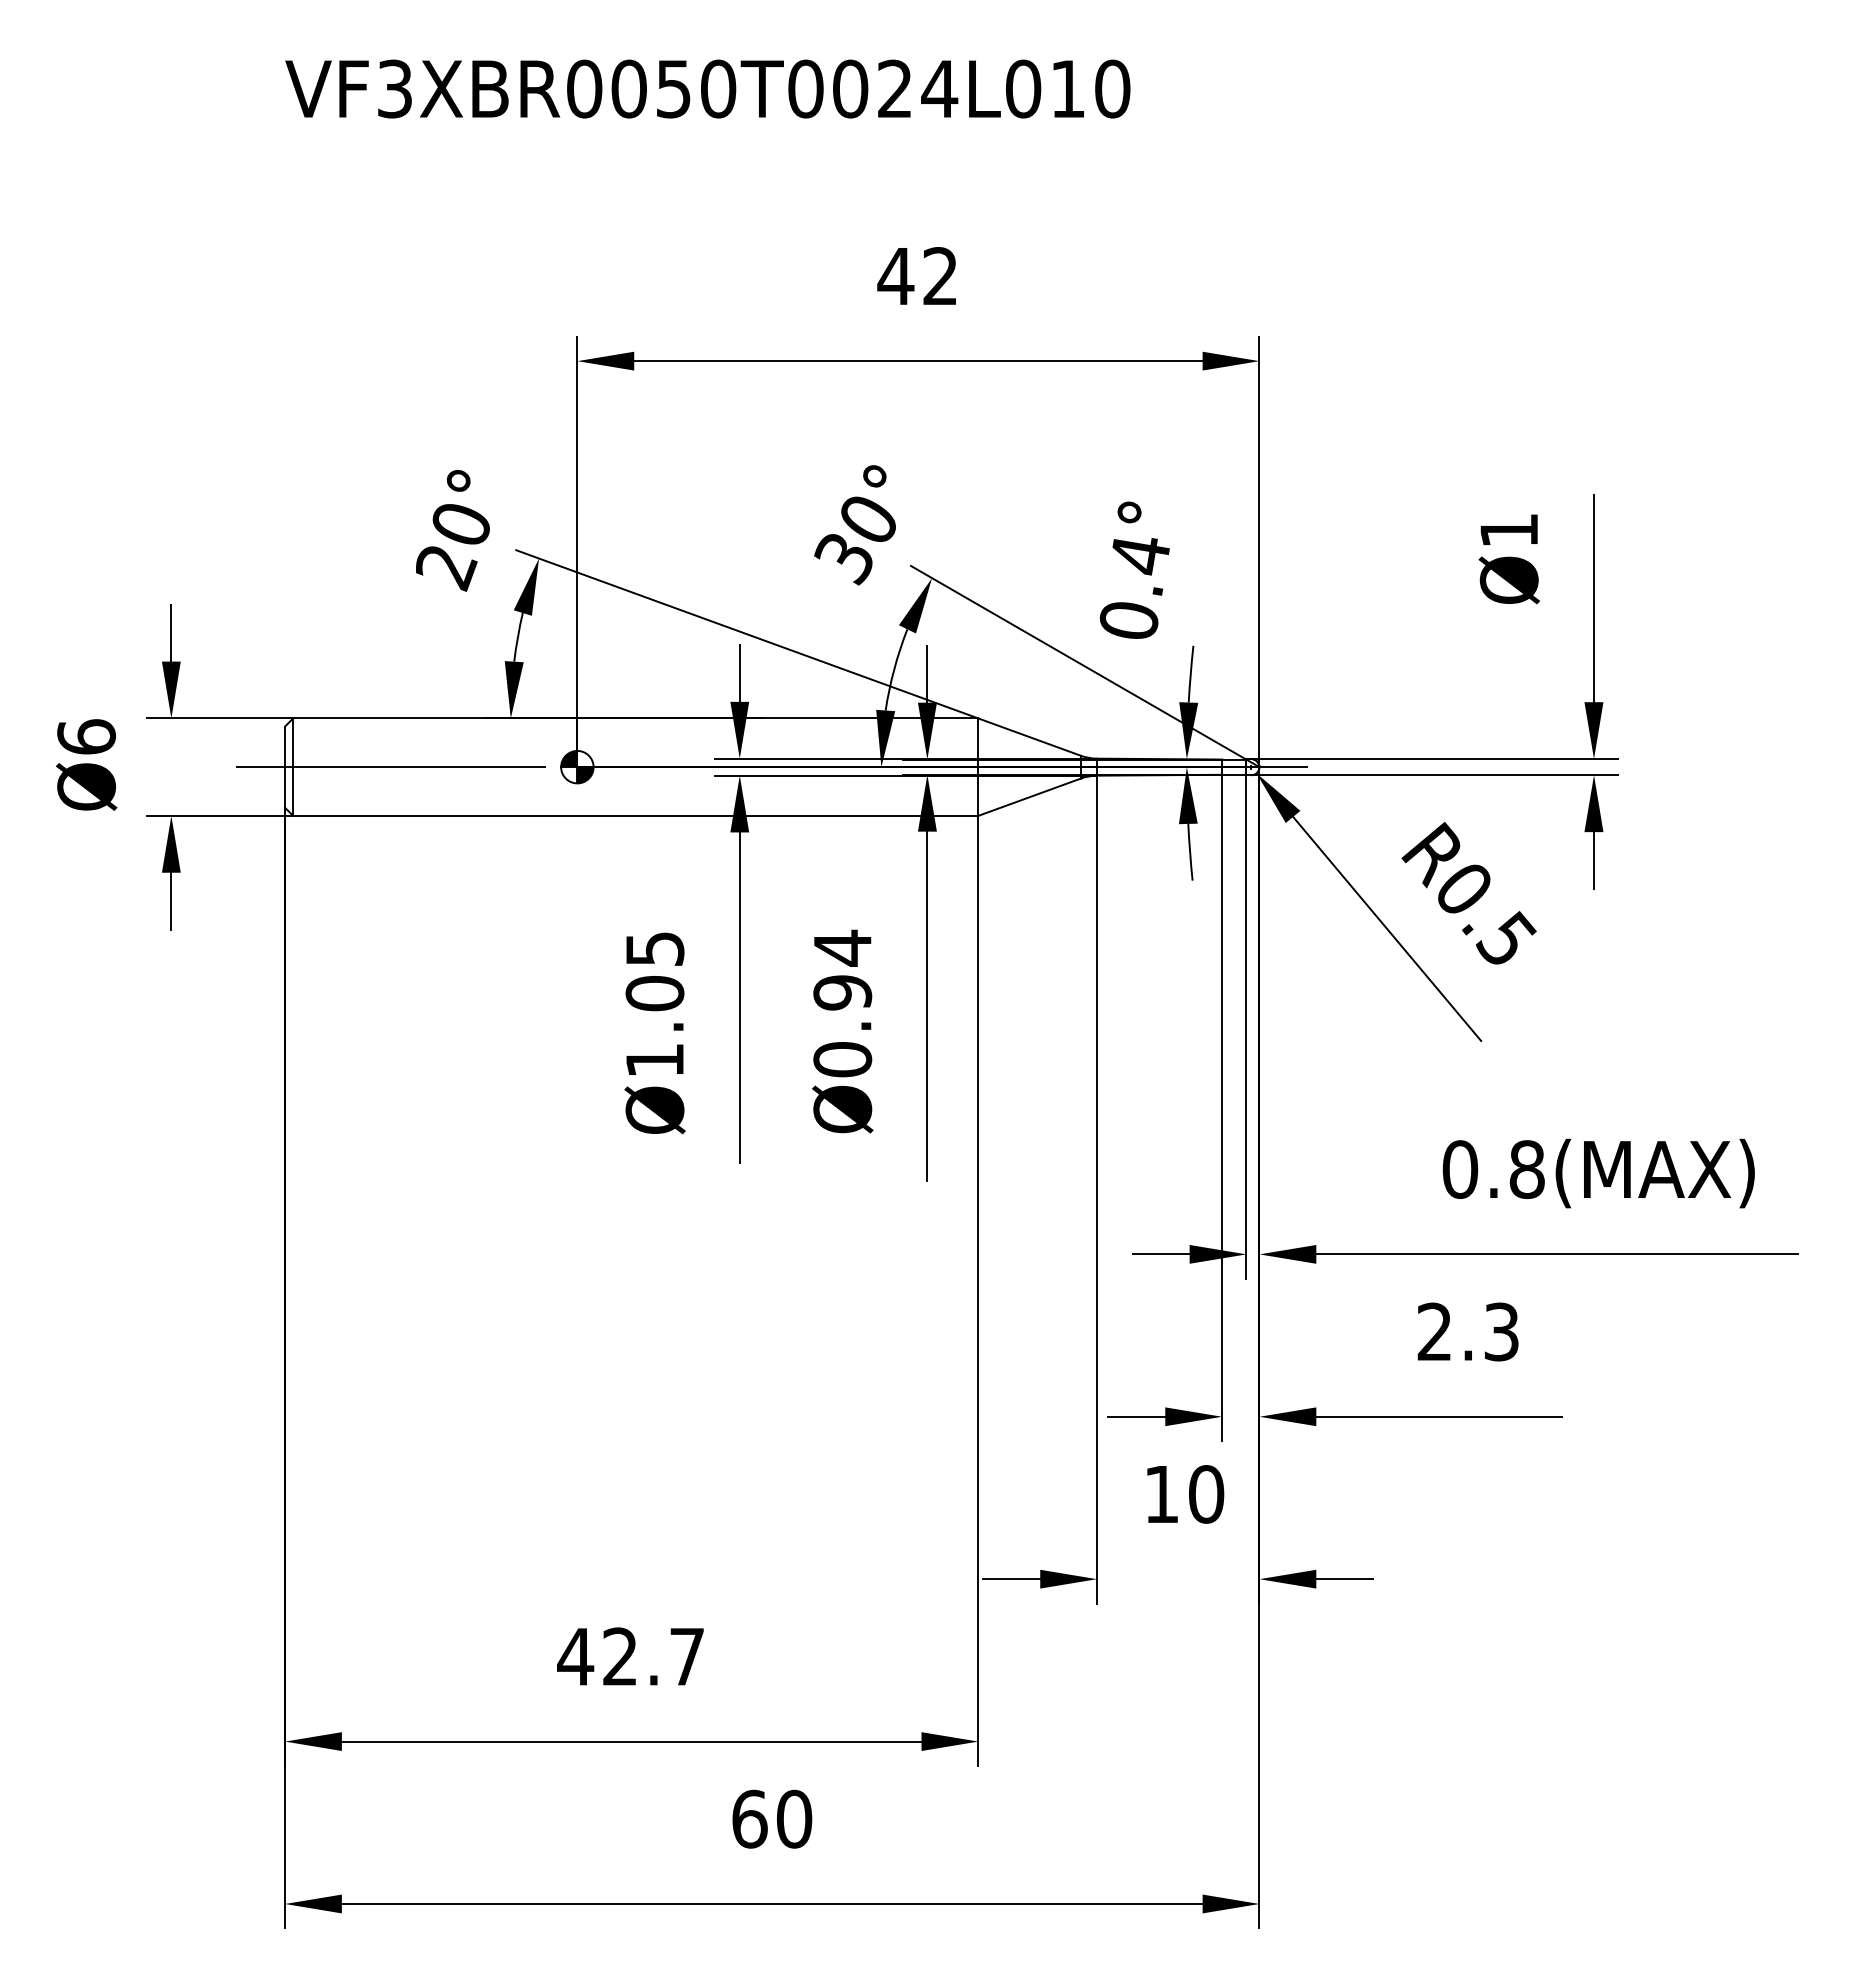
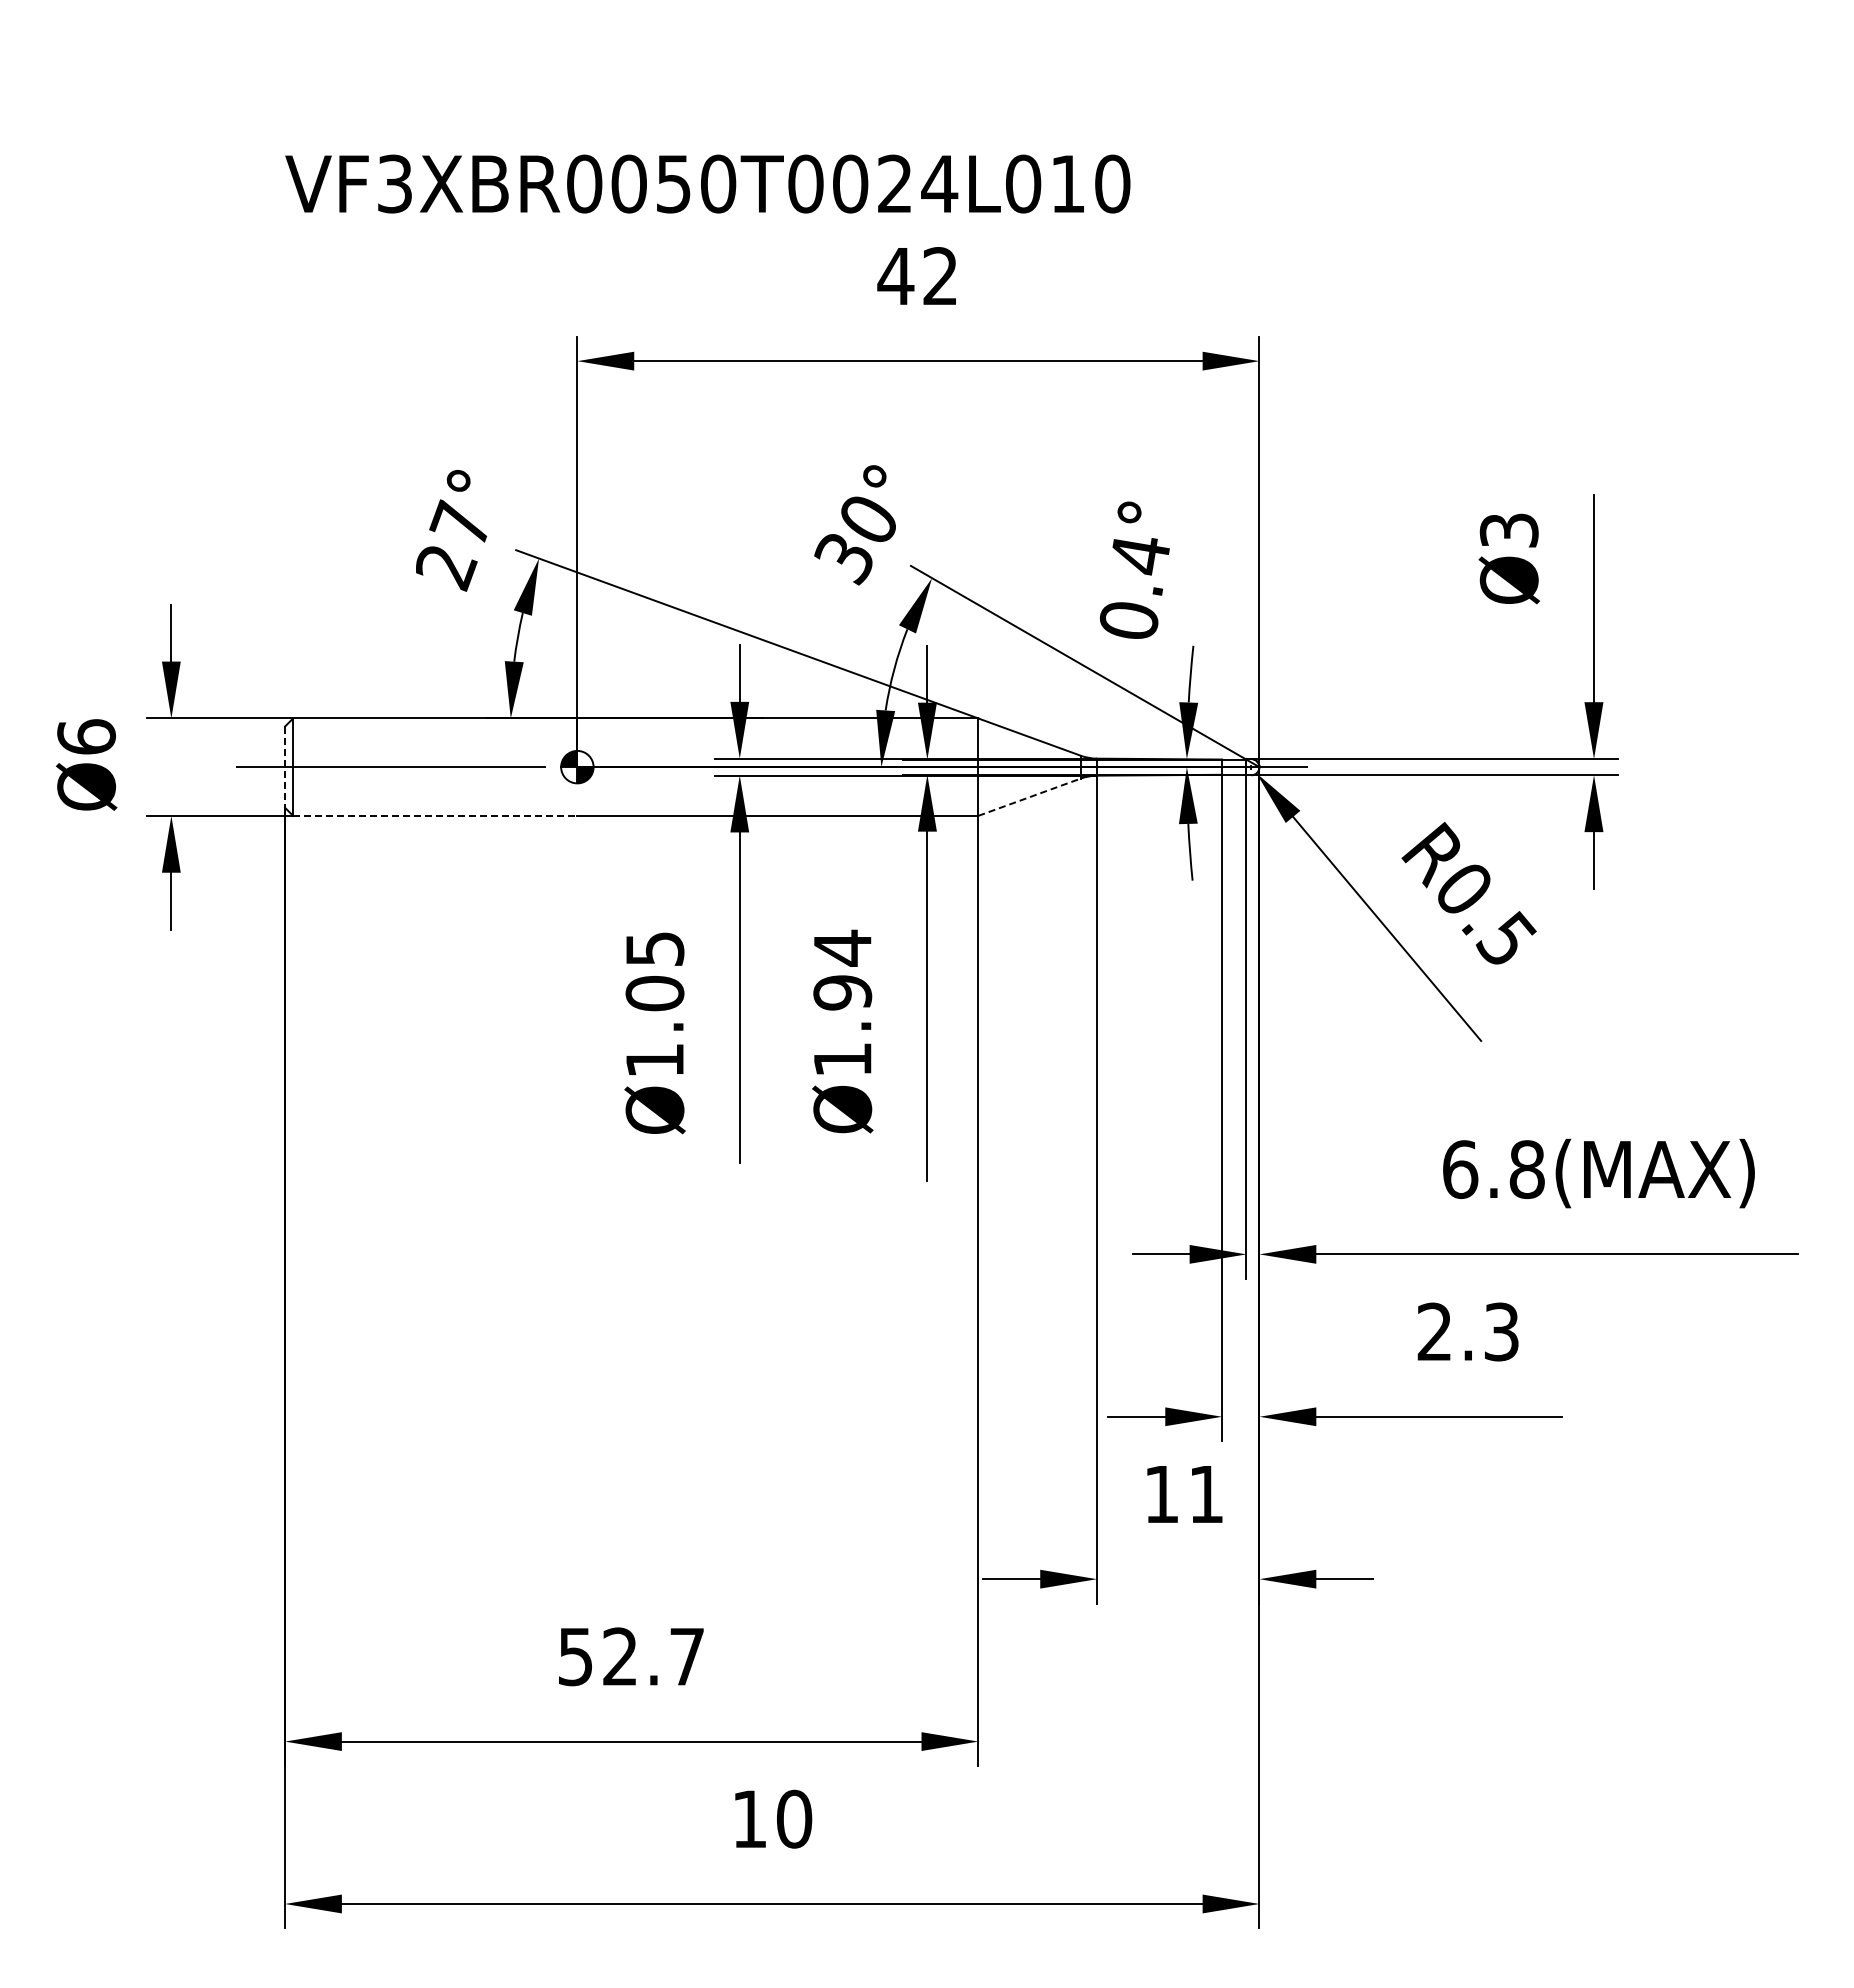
text position: (707, 88) -> (707, 183) (707, 183)
text: 20° -> 27° (459, 521)
text: Ø1 -> Ø3 (1508, 530)
line: solid -> dashed (285, 767)
line: solid -> dashed (1030, 797)
line: solid -> dashed (435, 815)
text: Ø0.94 -> Ø1.94 (842, 1059)
text: 0.8(MAX) -> 6.8(MAX) (1460, 1169)
text: 10 -> 11 (1206, 1494)
text: 42.7 -> 52.7 (575, 1657)
text: 60 -> 10 (749, 1818)
